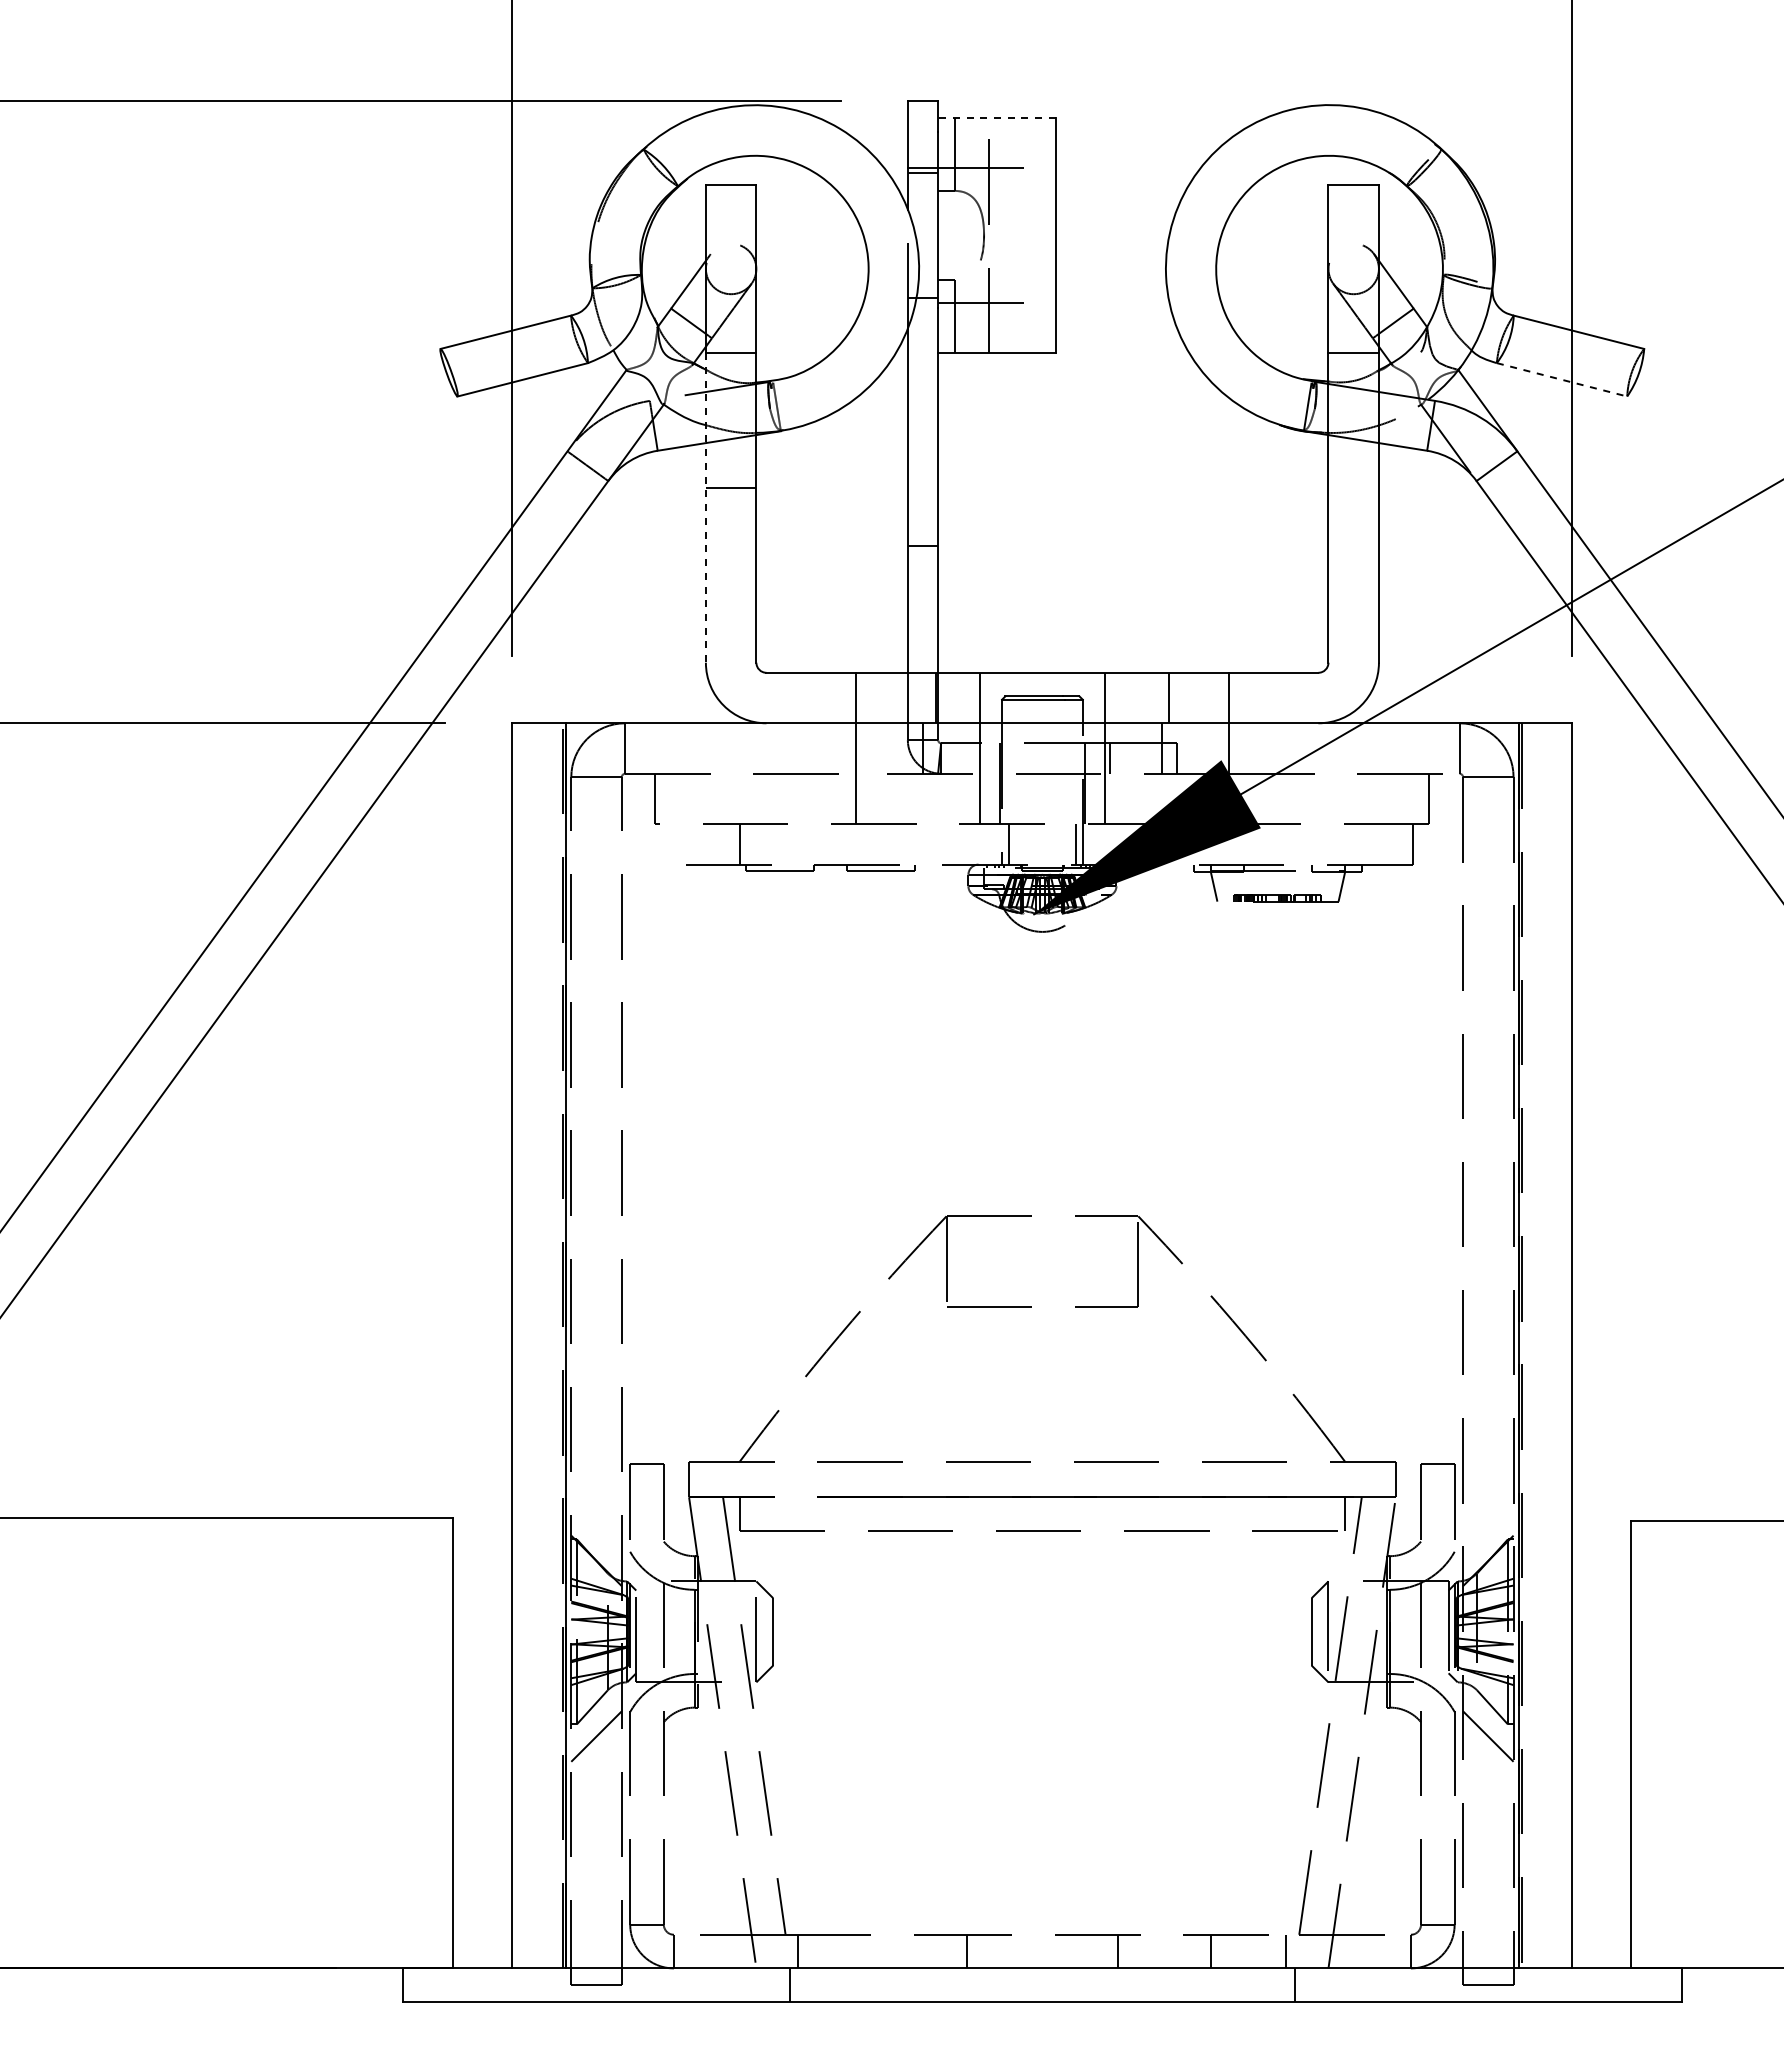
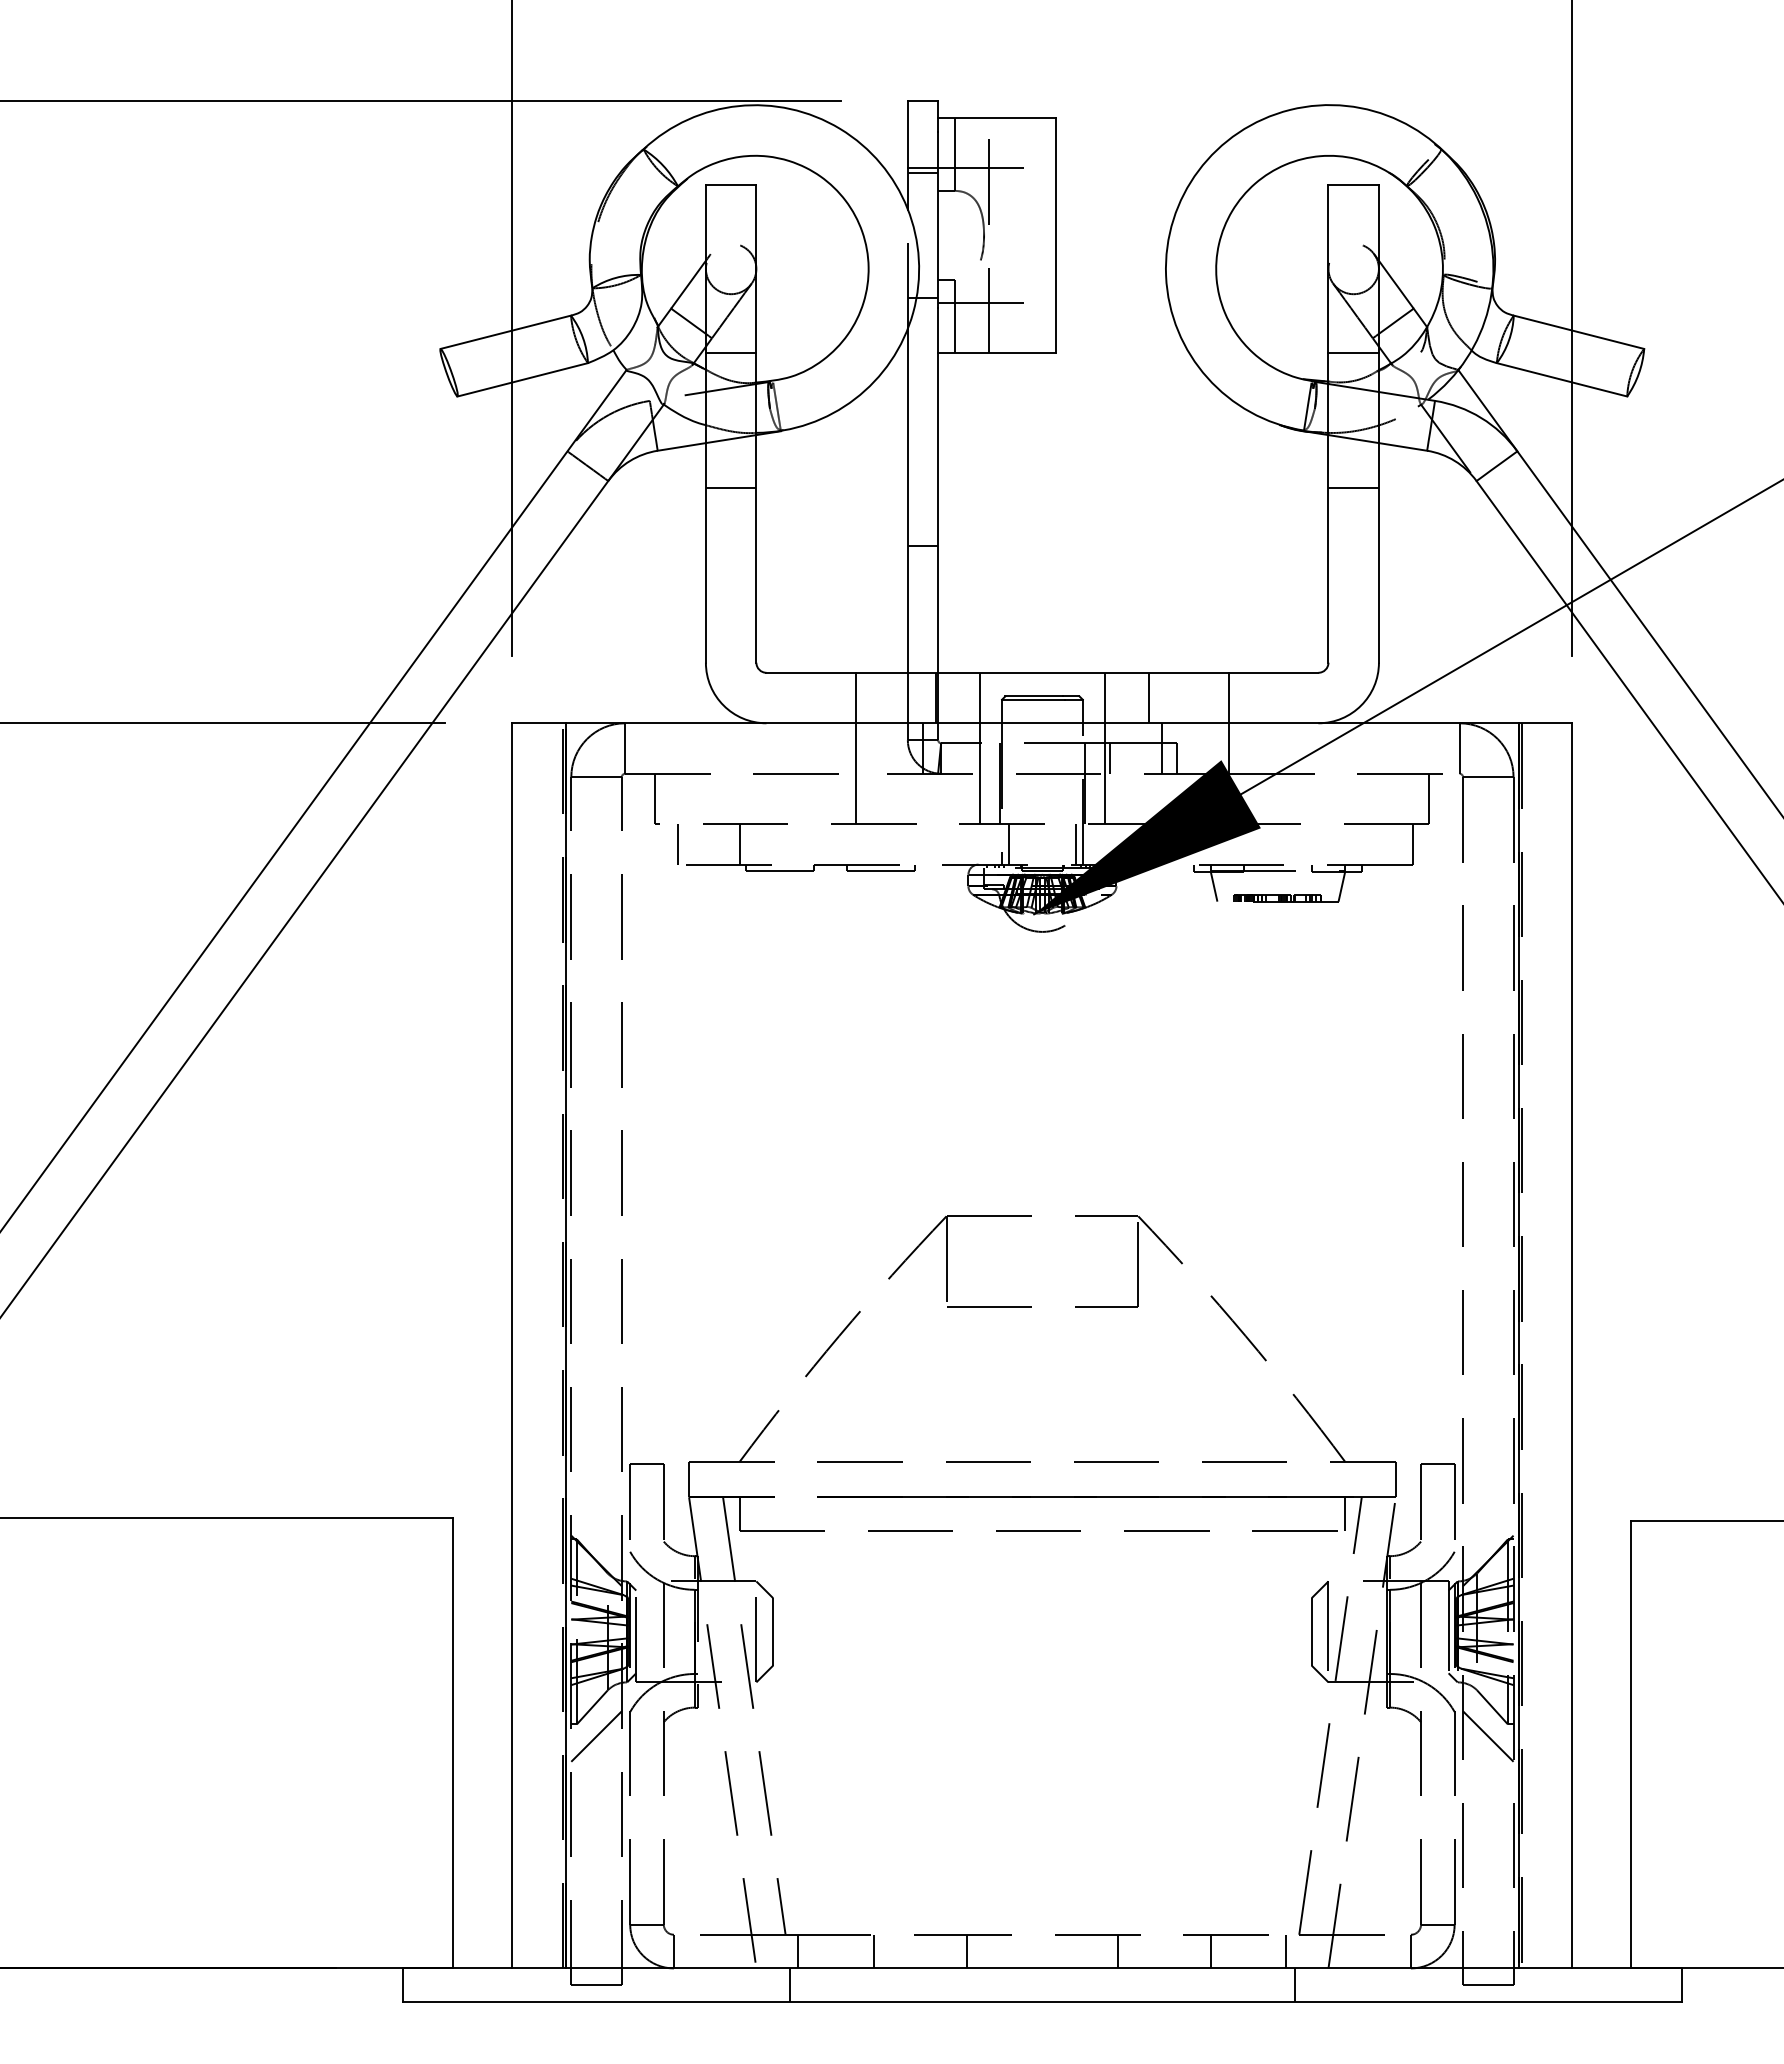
line: dashed -> solid (997, 117)
line: dashed -> solid (1562, 379)
line: none -> present (1353, 487)
line: dashed -> solid (705, 507)
line position: (1169, 697) -> (1149, 697) (1149, 697)
line: none -> present (677, 844)
line: none -> present (874, 1951)
